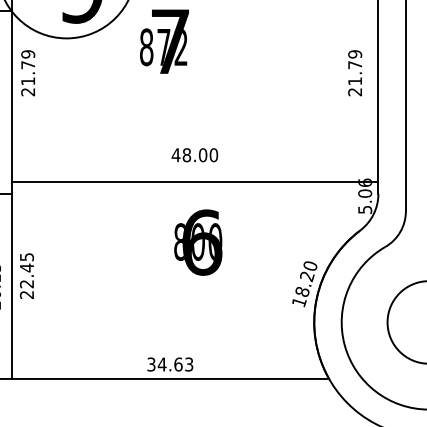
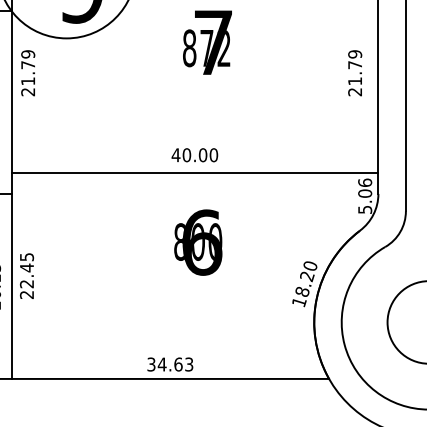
text position: (164, 41) -> (207, 42) (207, 42)
text: 48.00 -> 40.00 (186, 154)
line position: (194, 182) -> (194, 173) (194, 173)
